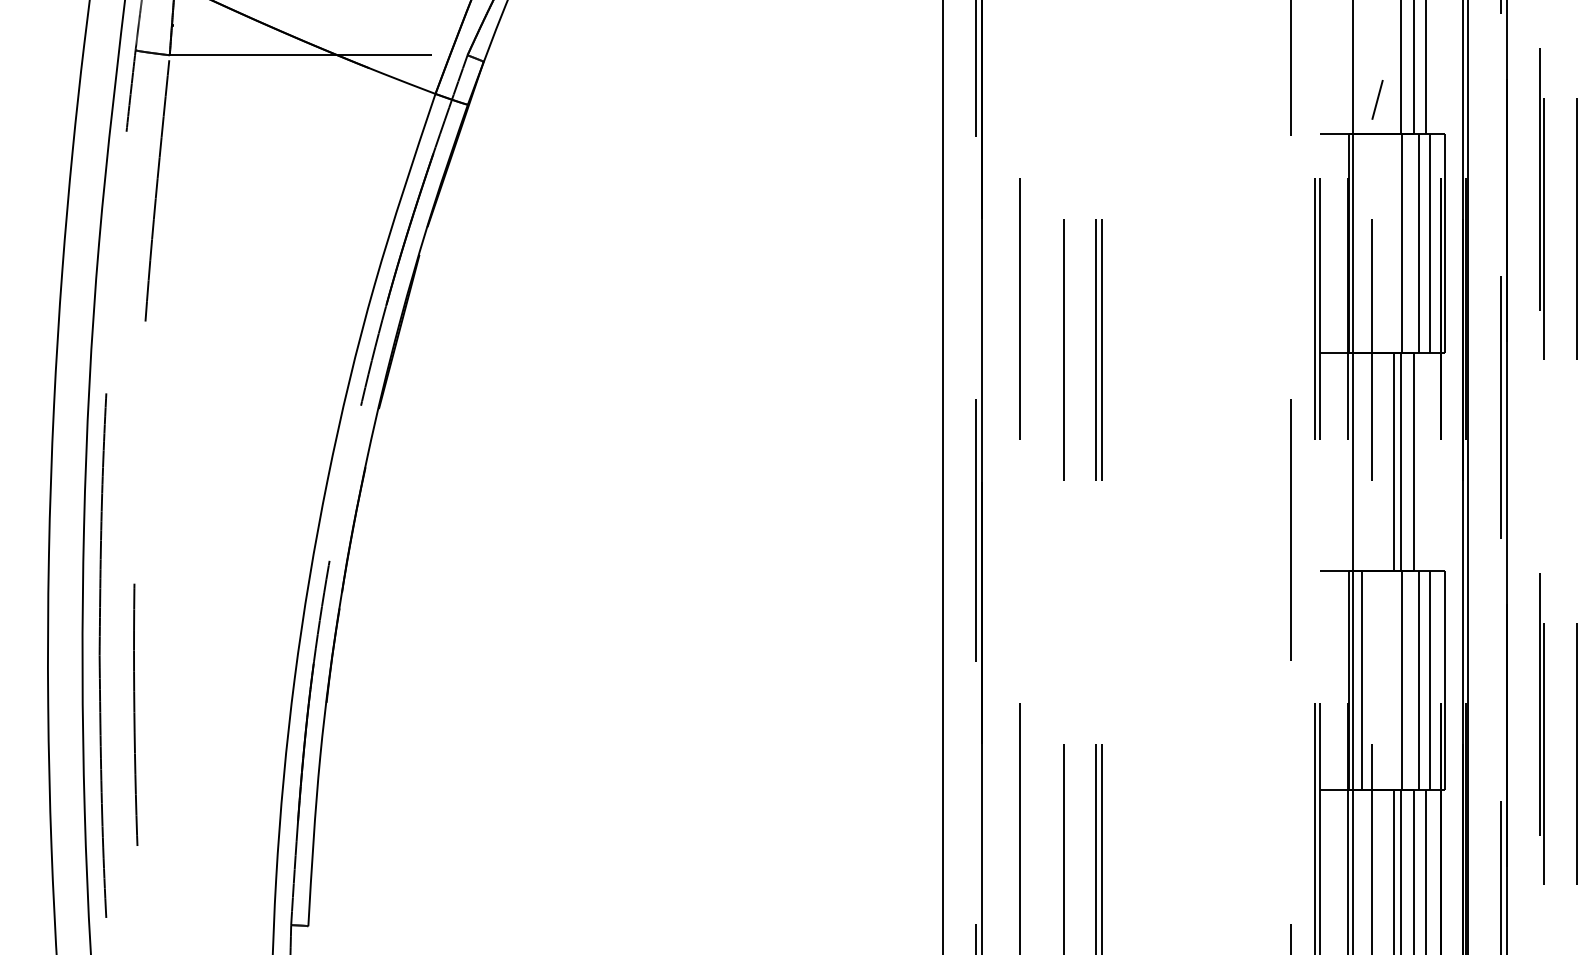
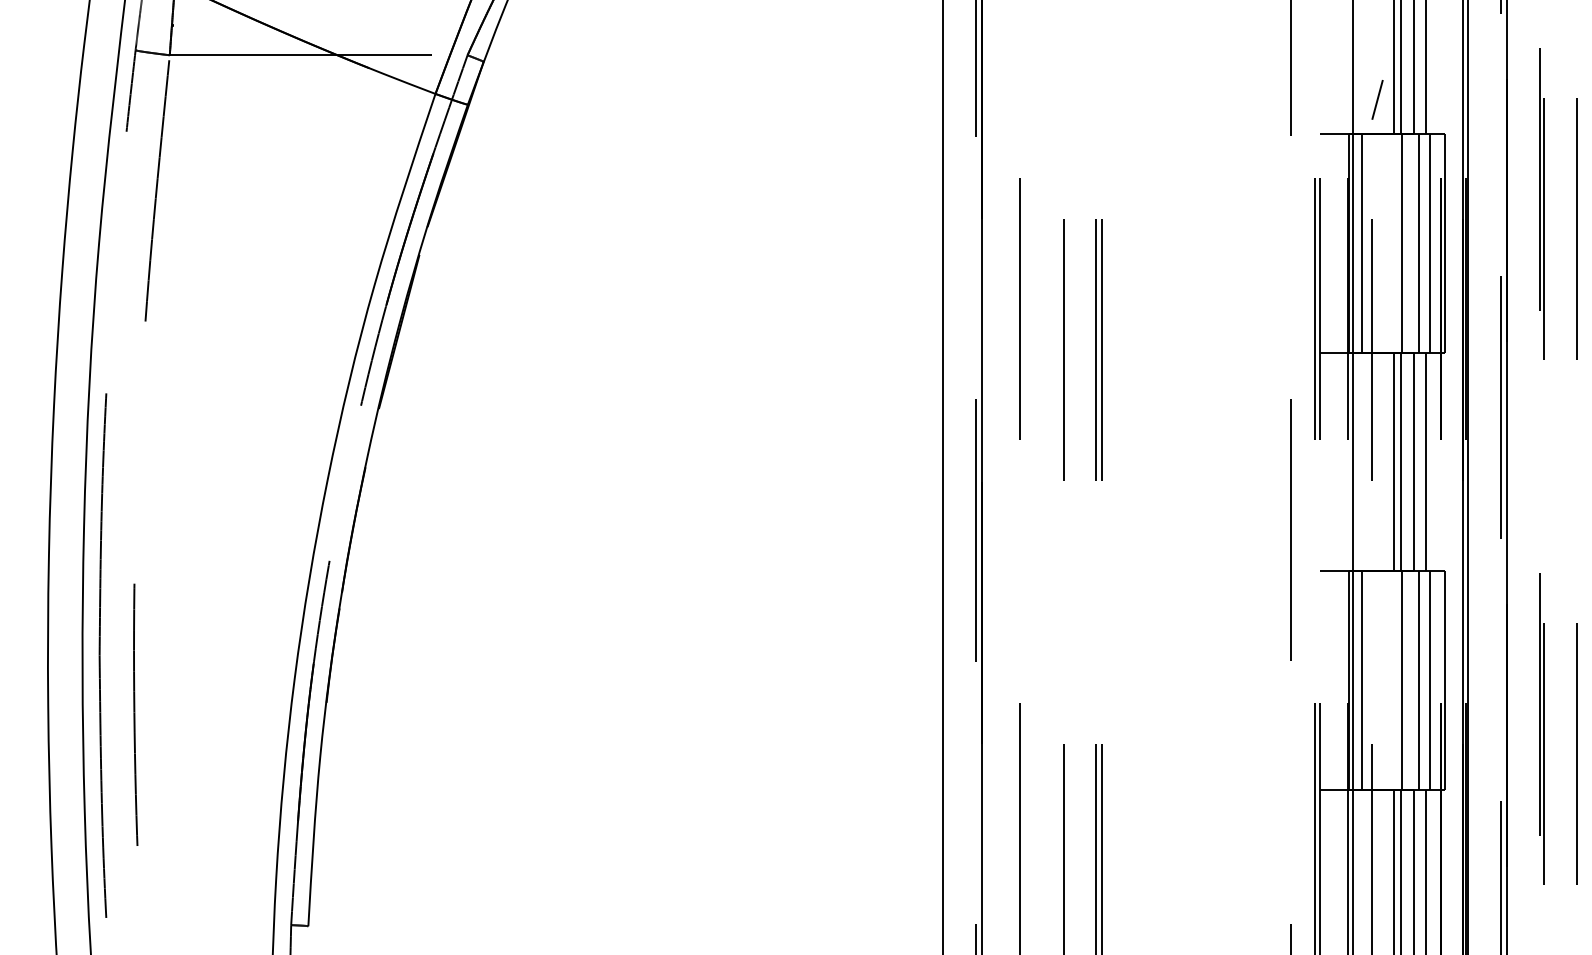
line: none -> present (1394, 68)
line: none -> present (1361, 243)
line: none -> present (1426, 461)
